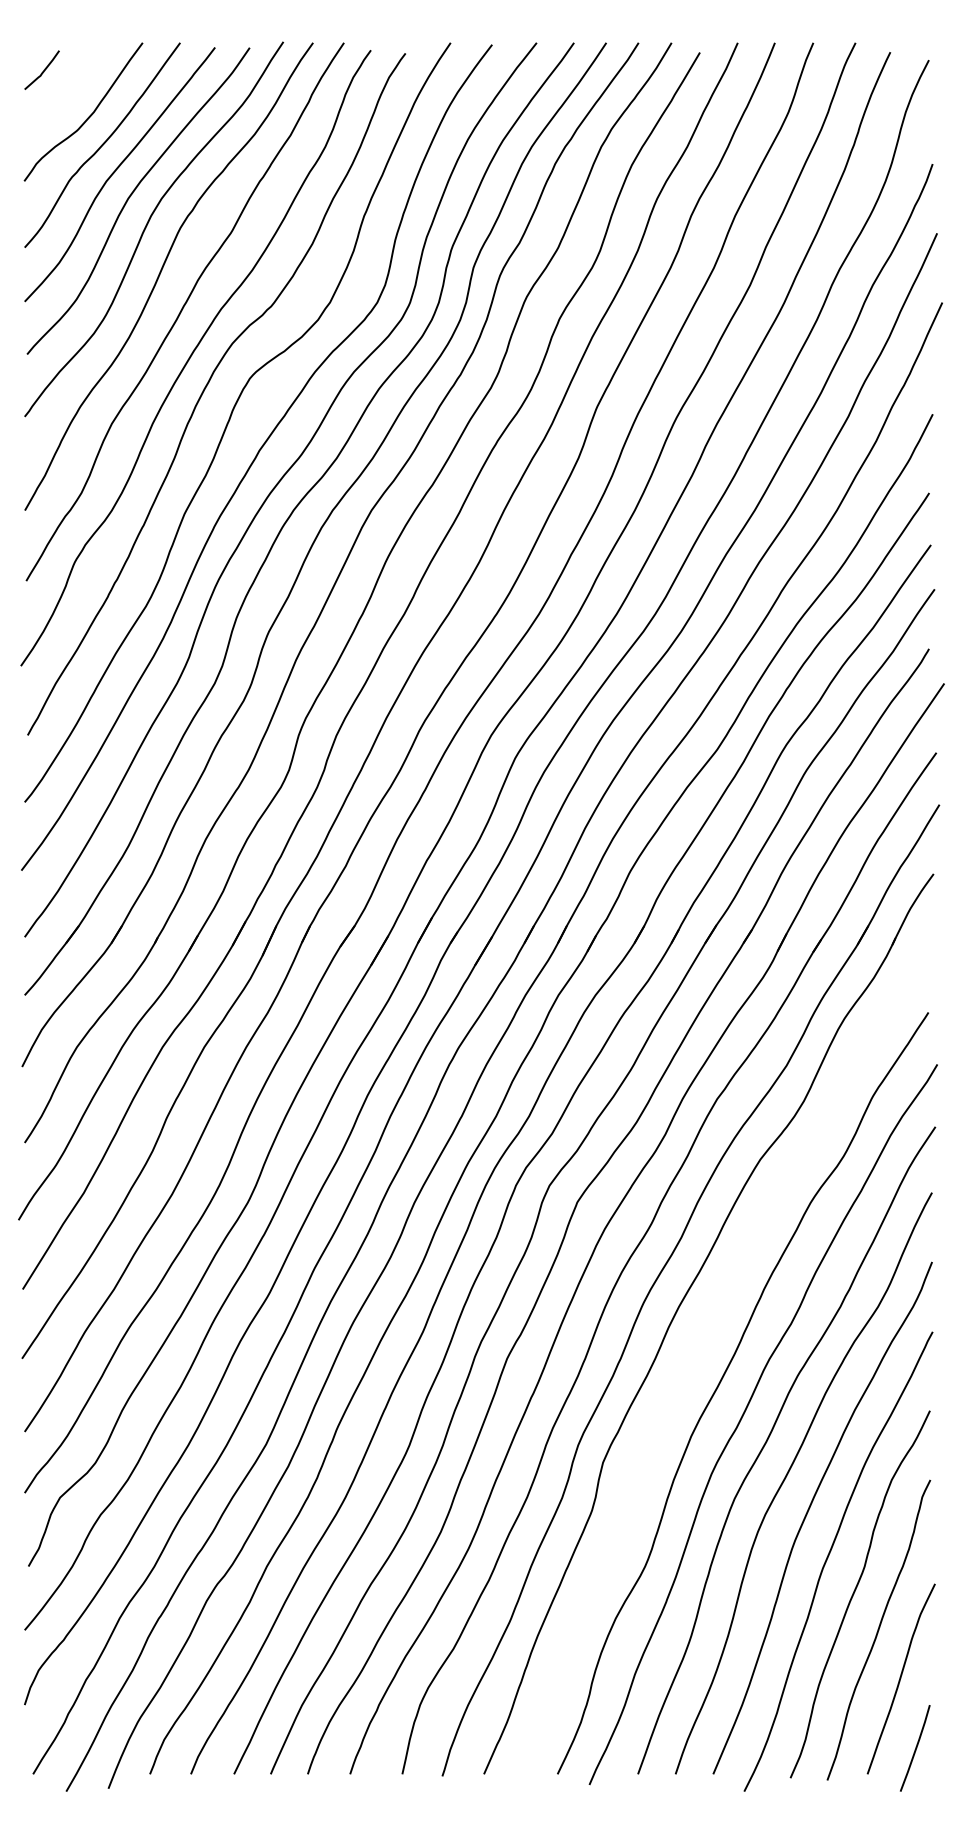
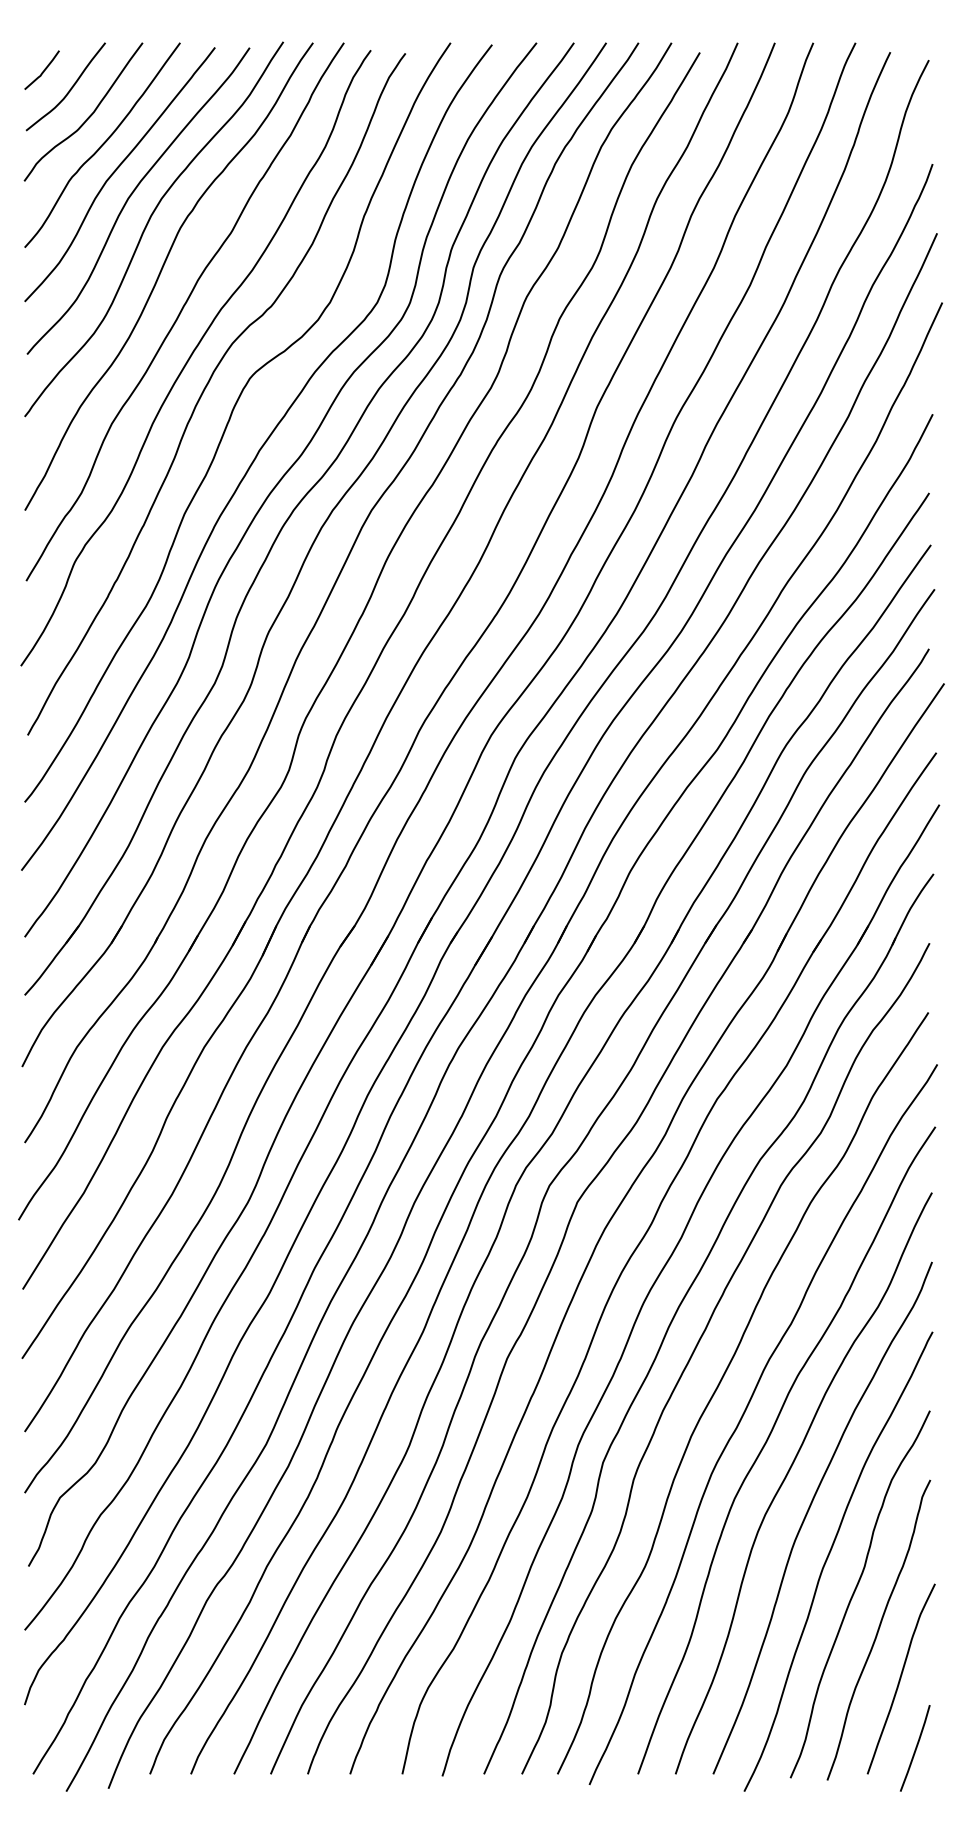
curve: none -> present (69, 89)
curve: none -> present (698, 1344)
